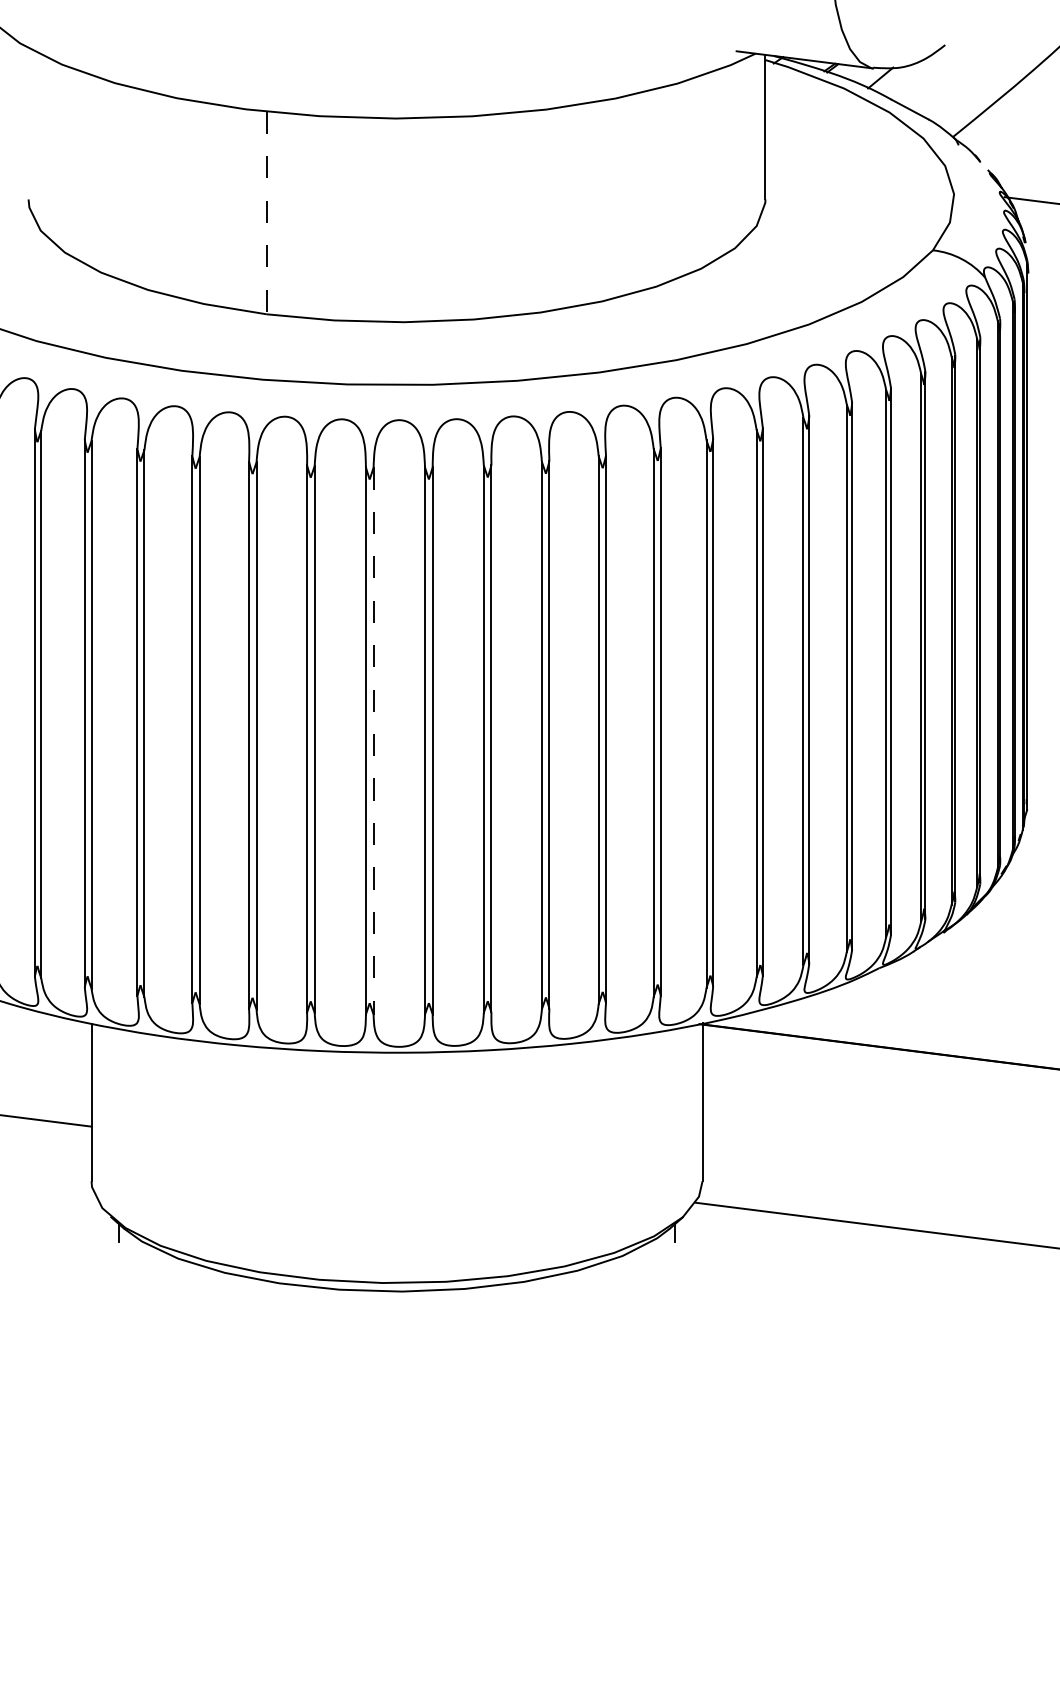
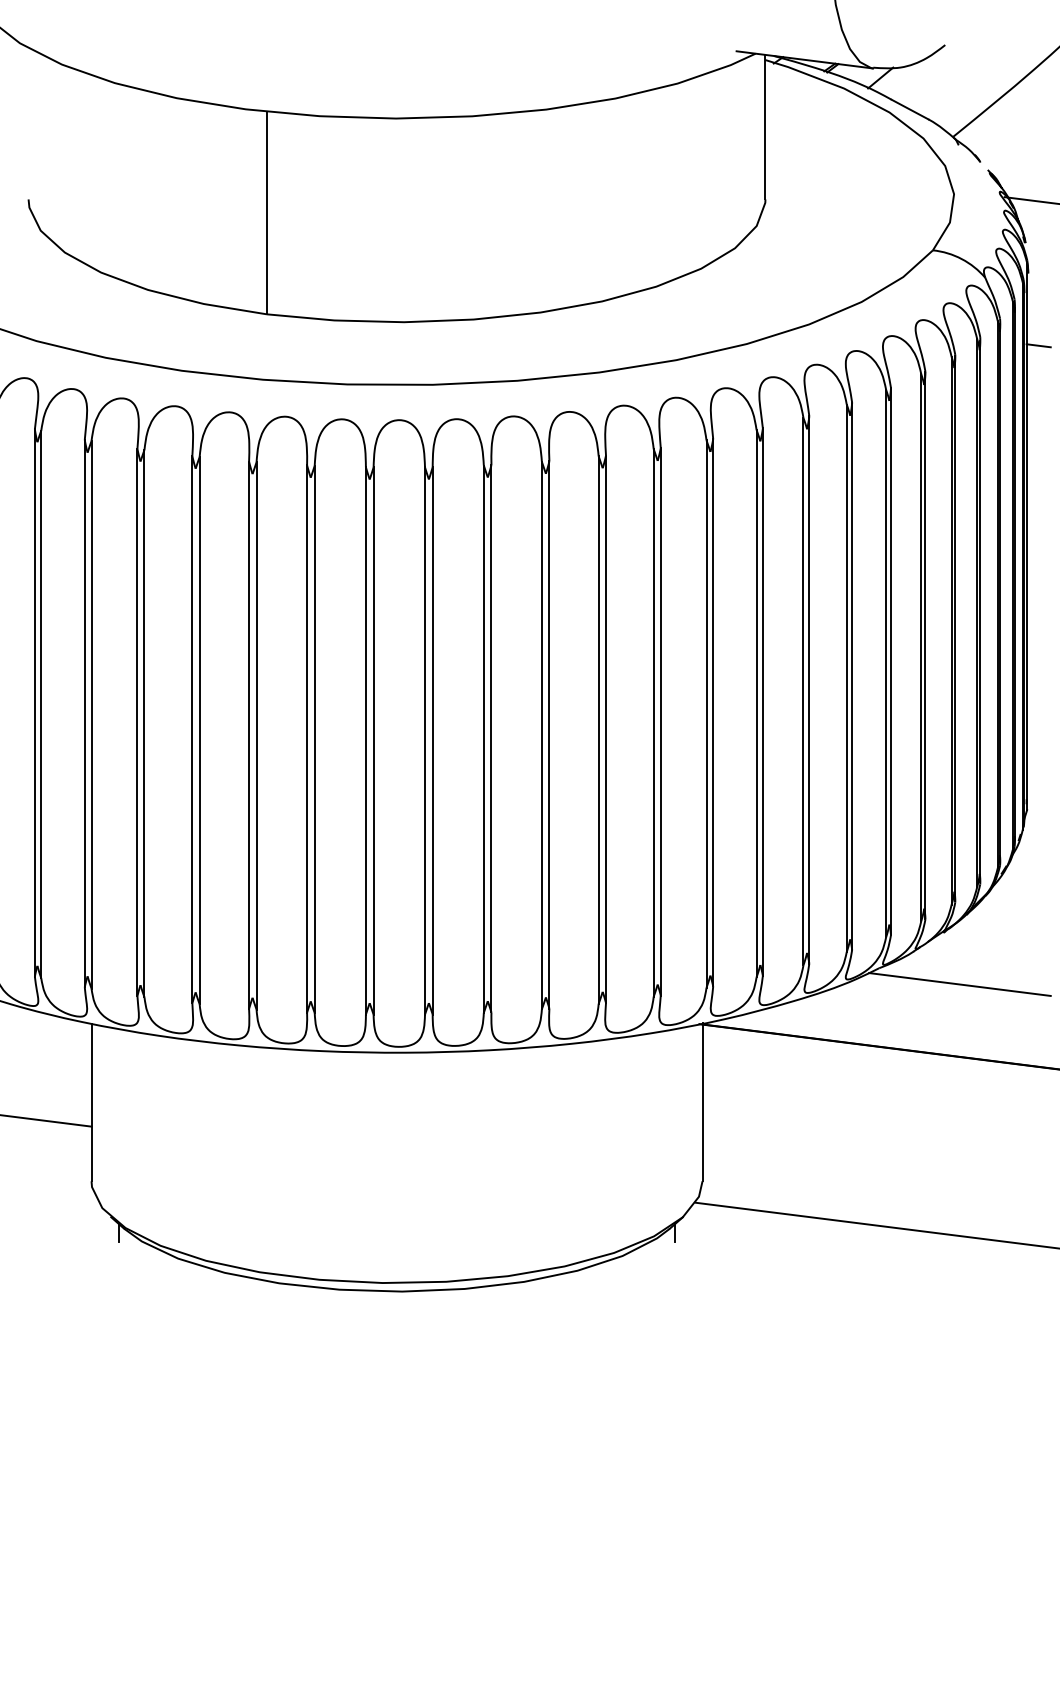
line: dashed -> solid (266, 213)
line: none -> present (1038, 345)
line: dashed -> solid (373, 741)
line: none -> present (959, 984)
